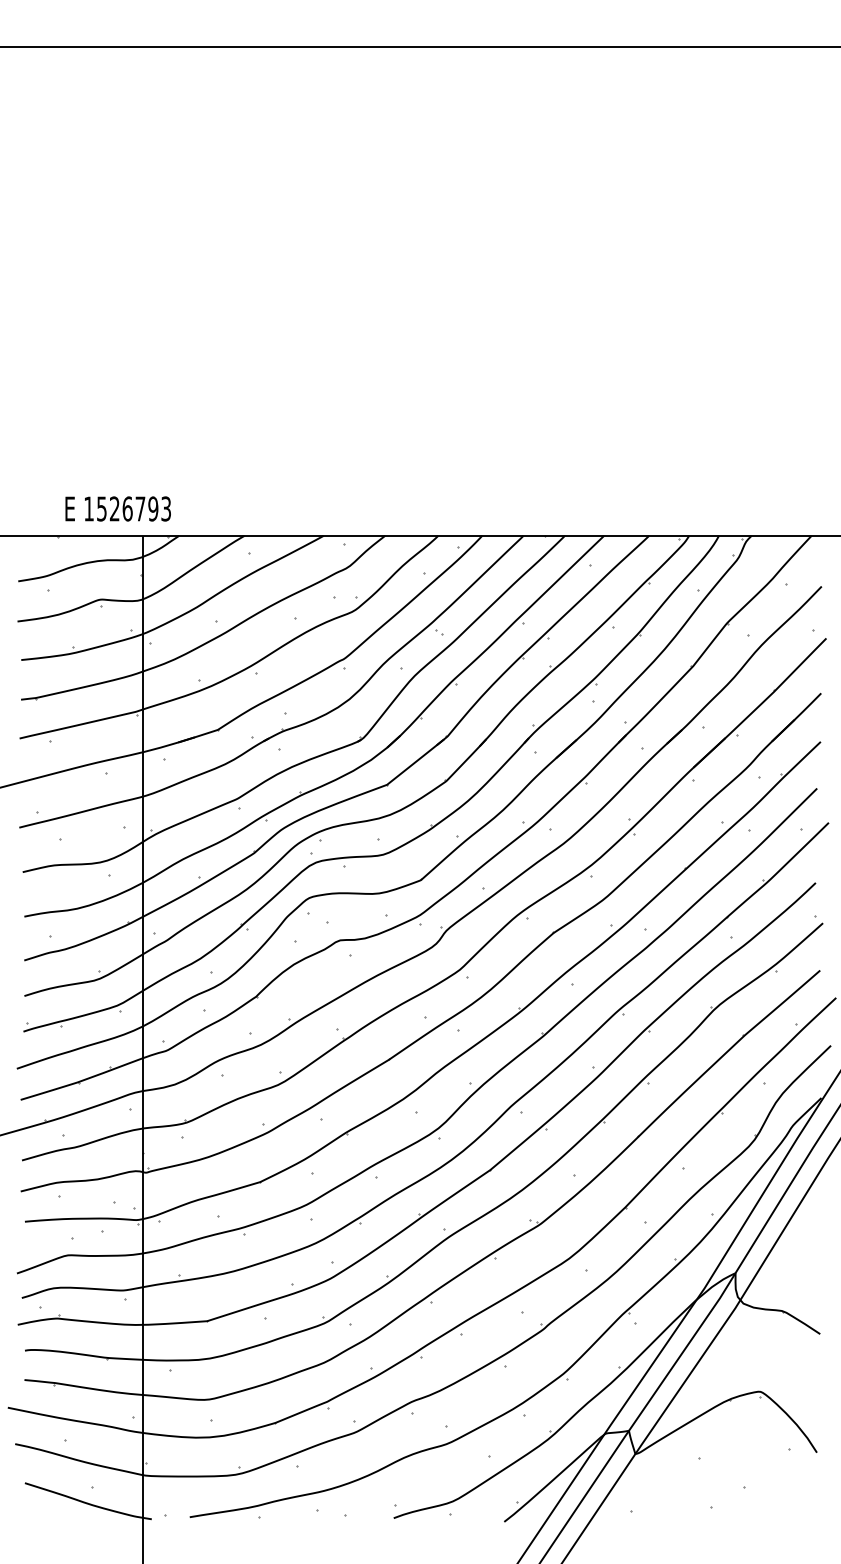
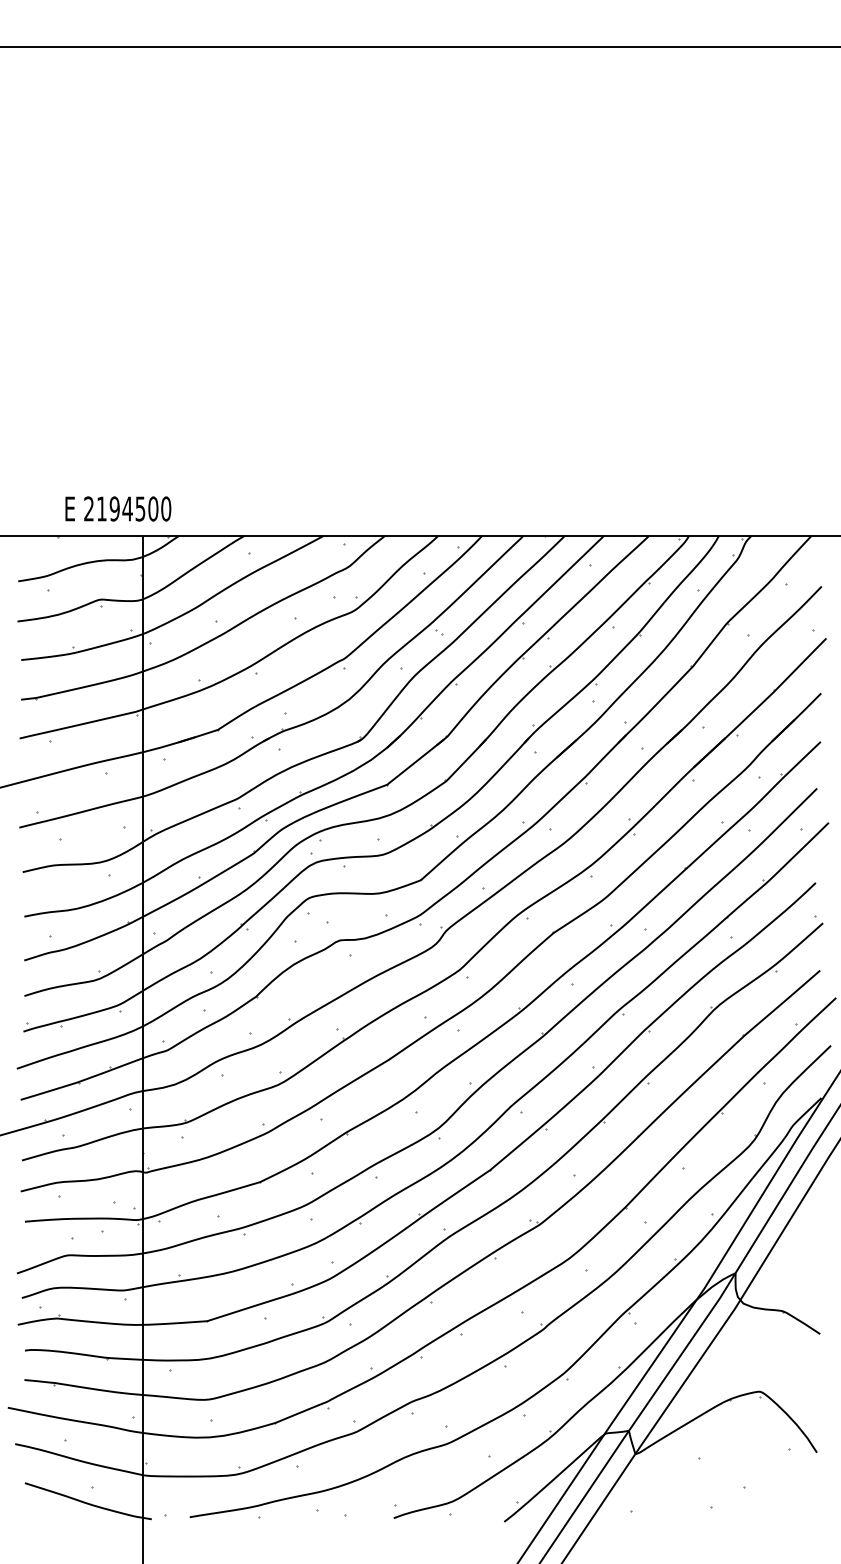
text: 1526793 -> 2194500 (127, 508)
